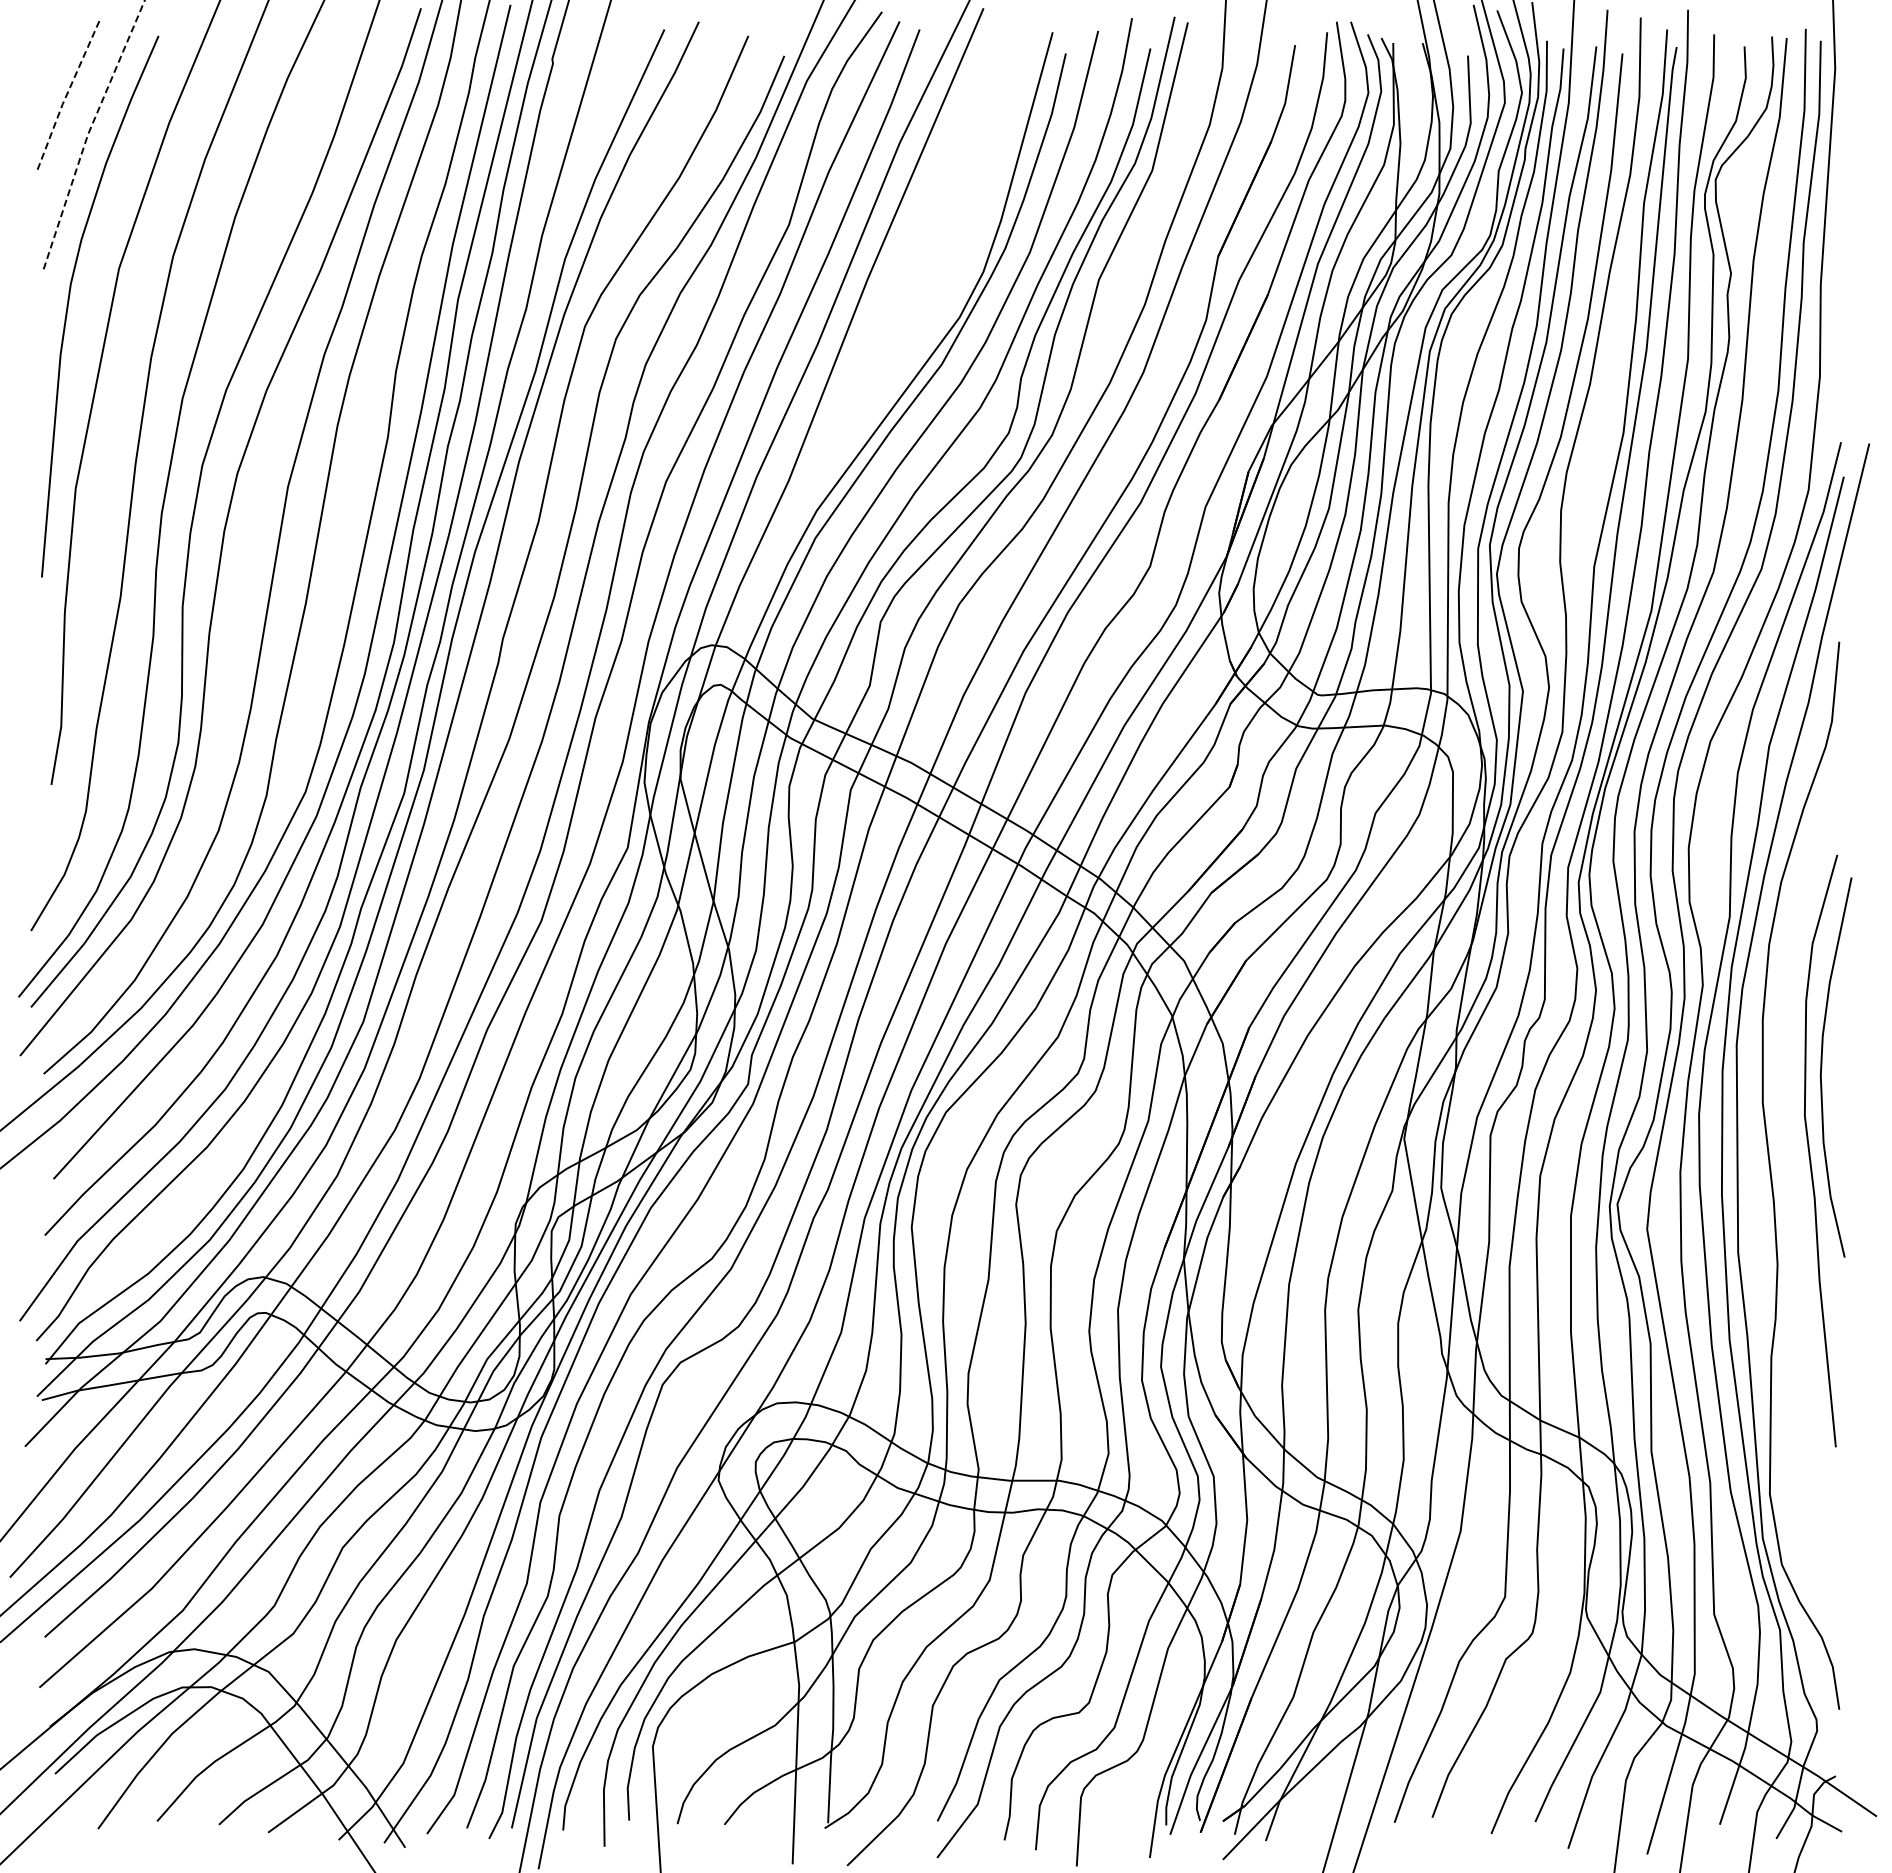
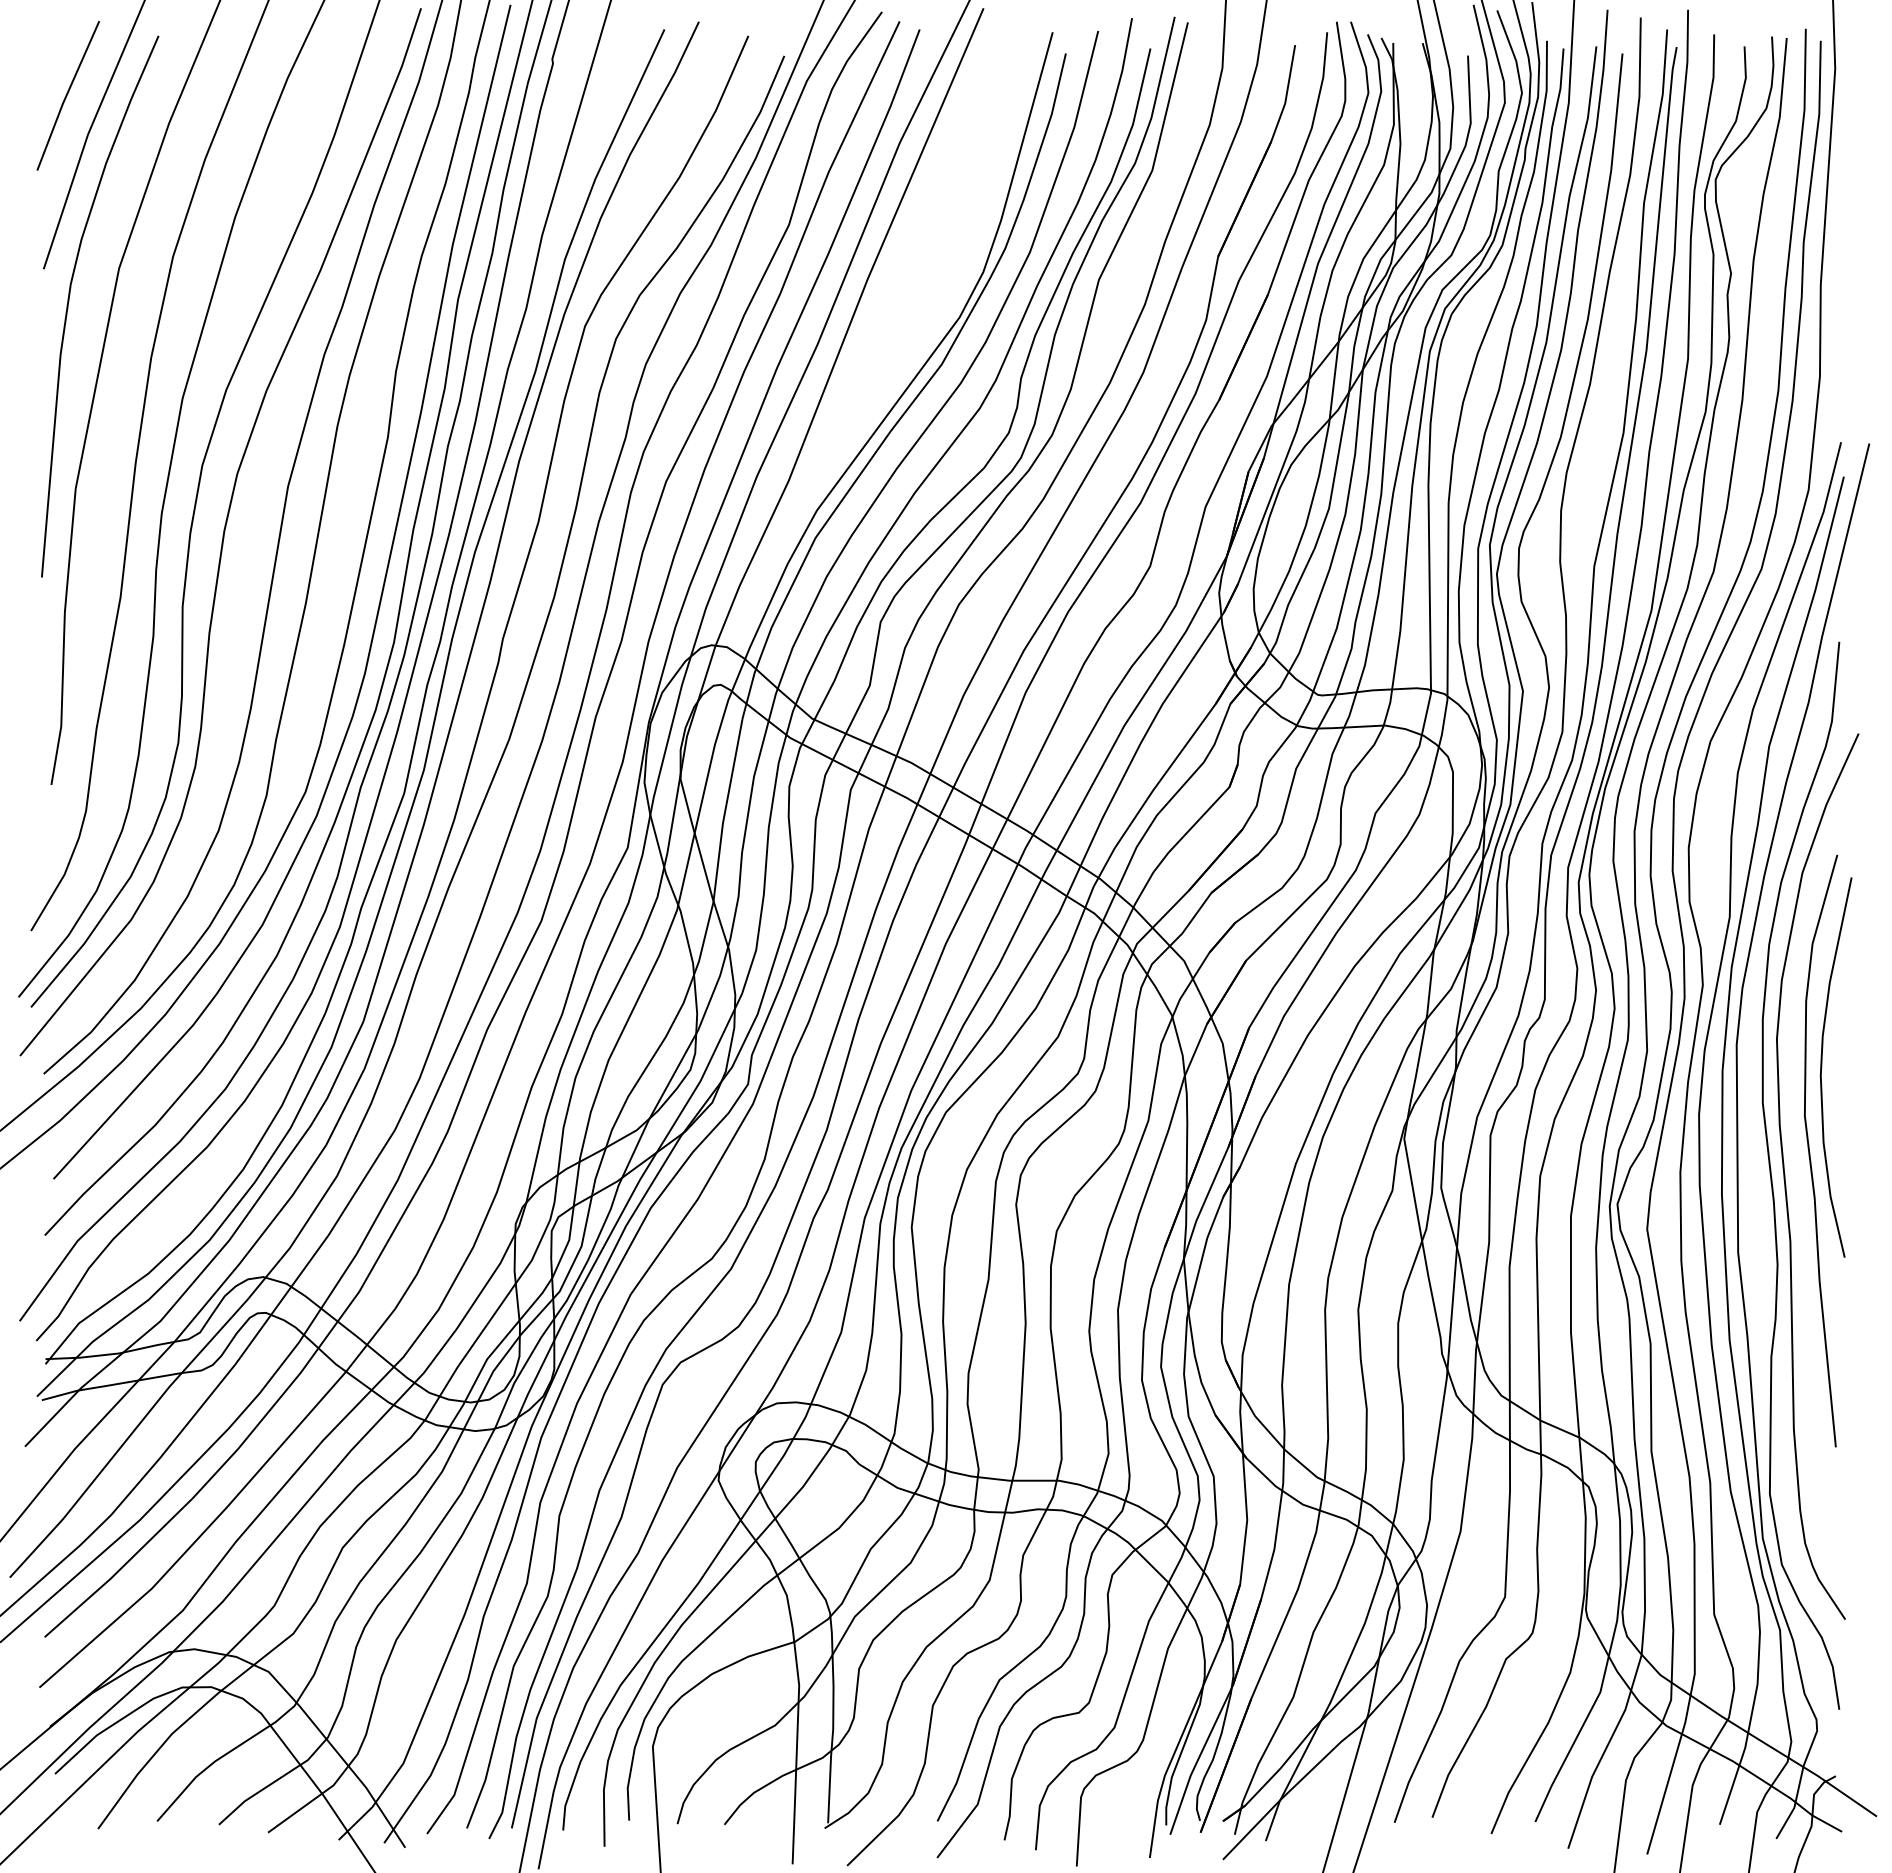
line: dashed -> solid (66, 95)
line: dashed -> solid (88, 132)
curve: none -> present (1785, 1176)
